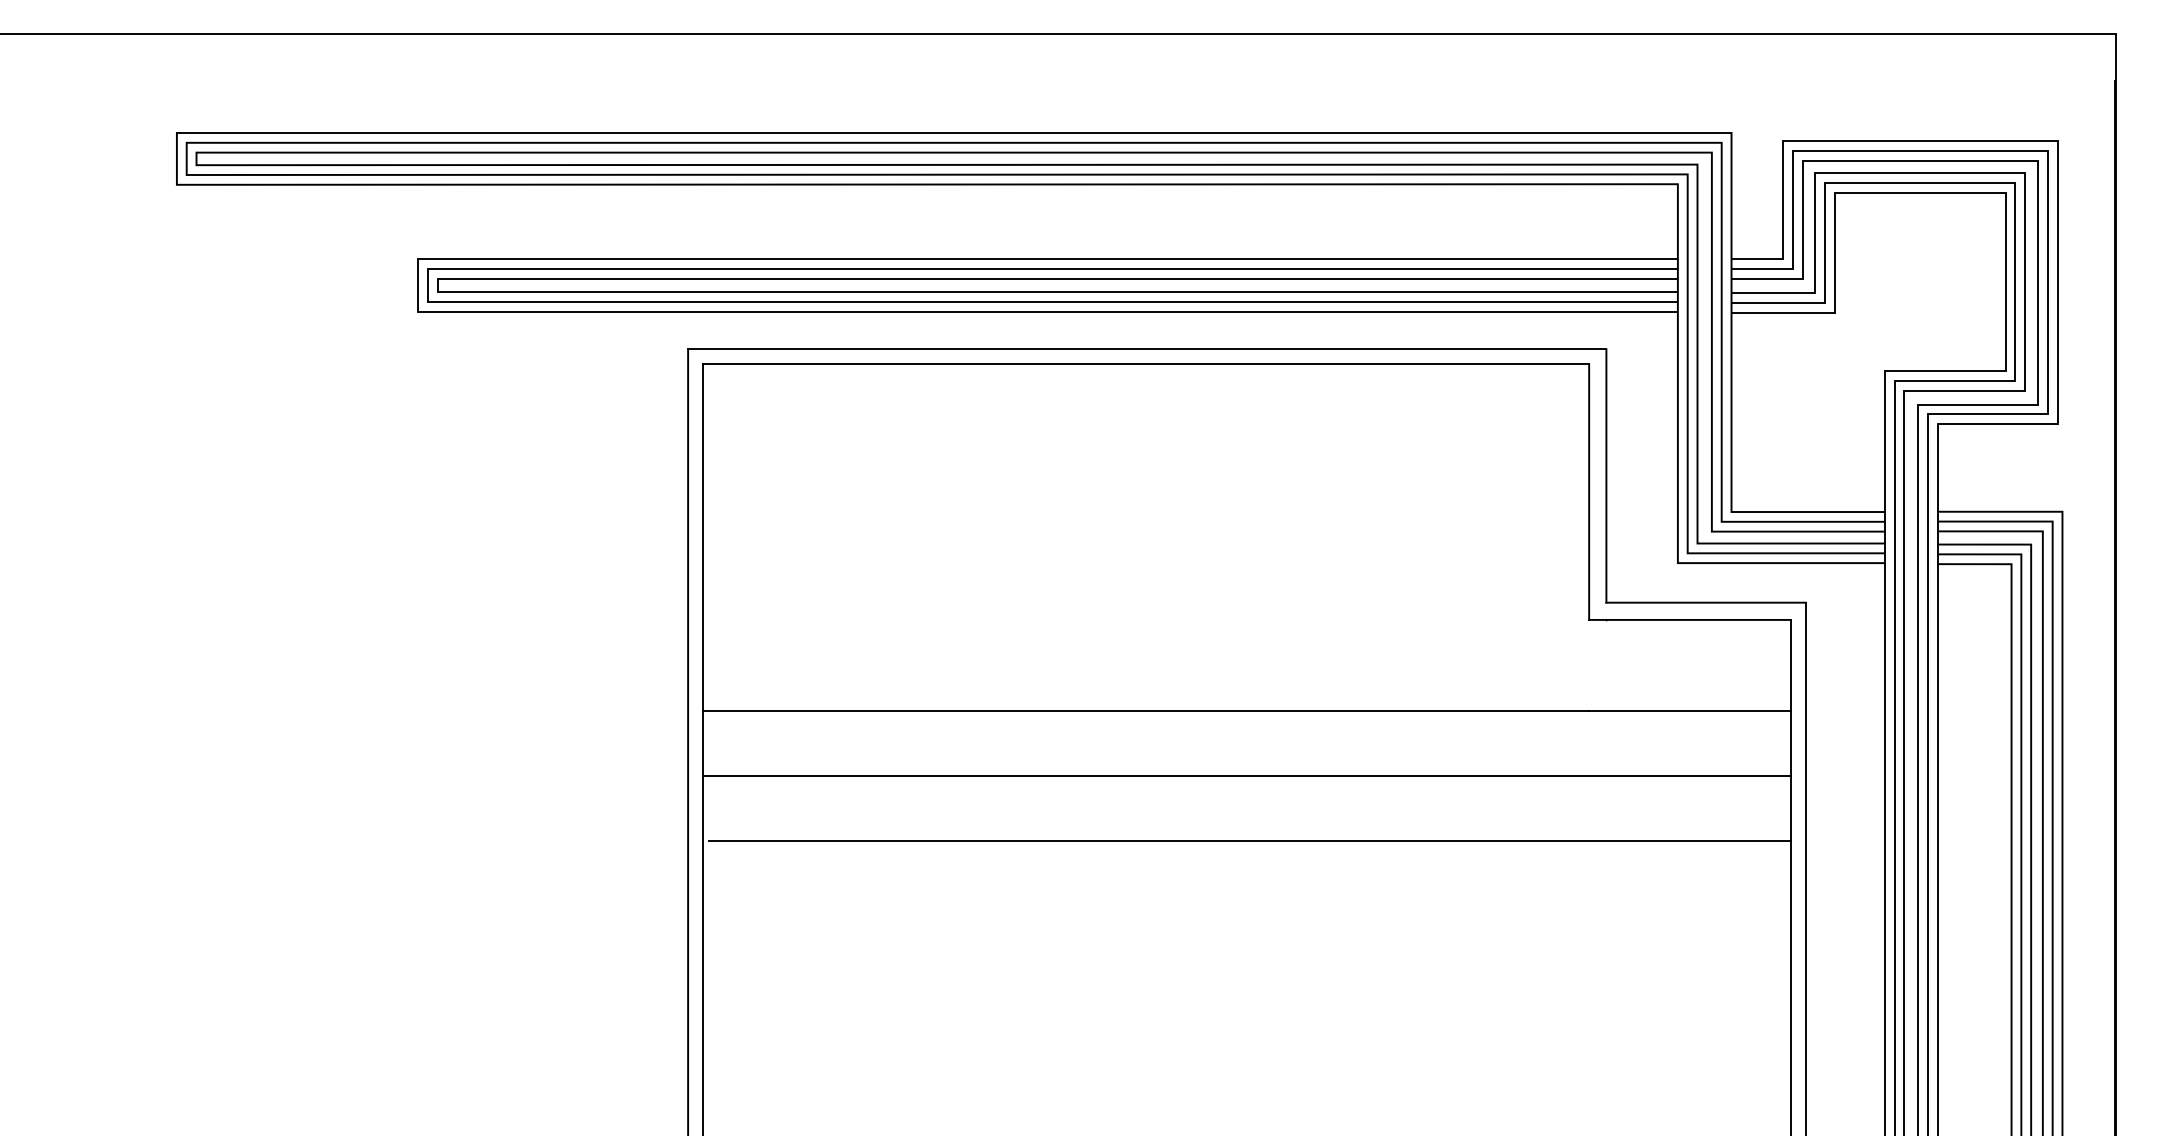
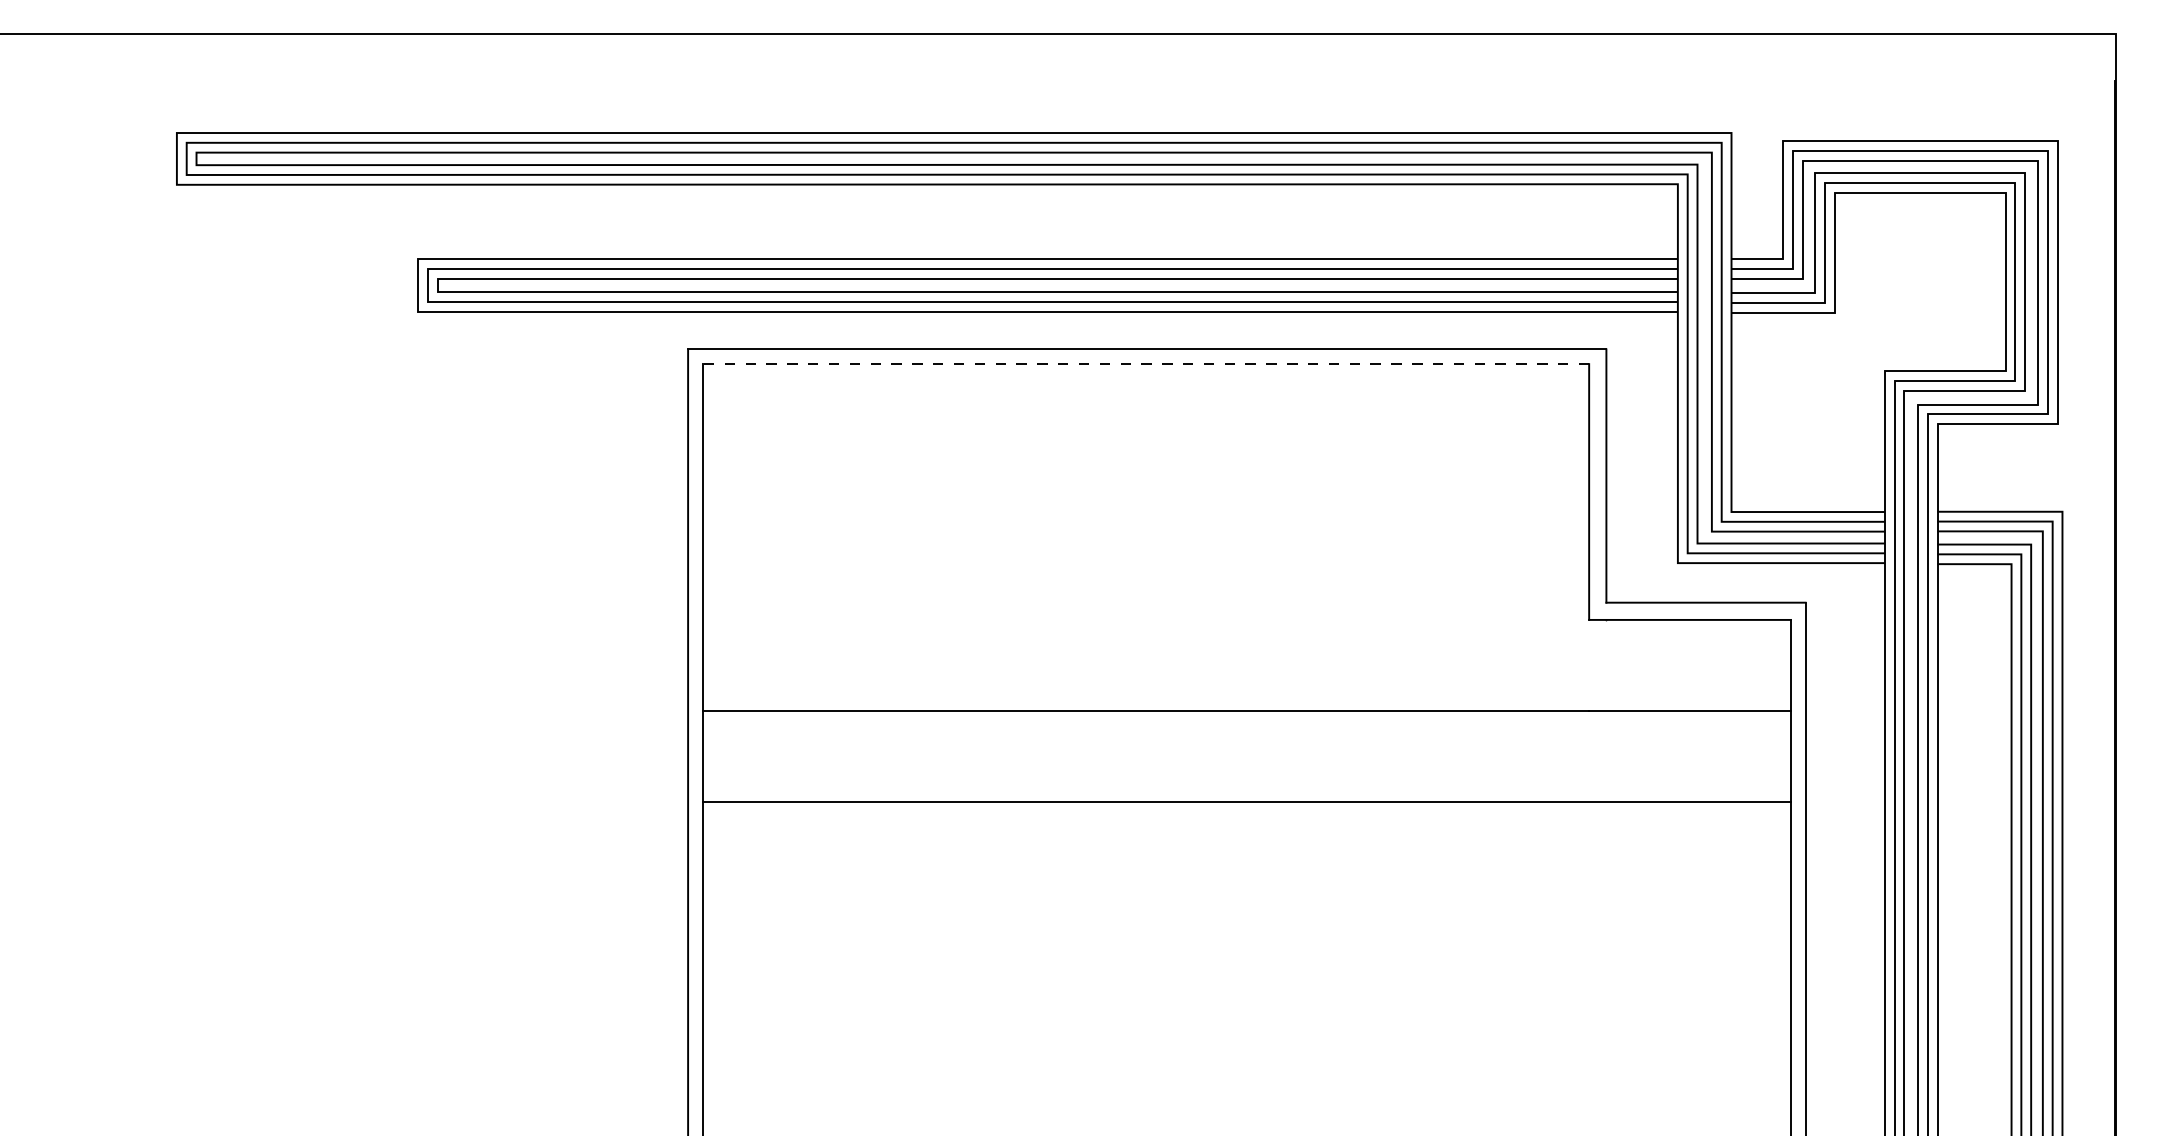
line: solid -> dashed (1145, 364)
line position: (1246, 776) -> (1246, 802) (1246, 802)
line: present -> none (1249, 840)
